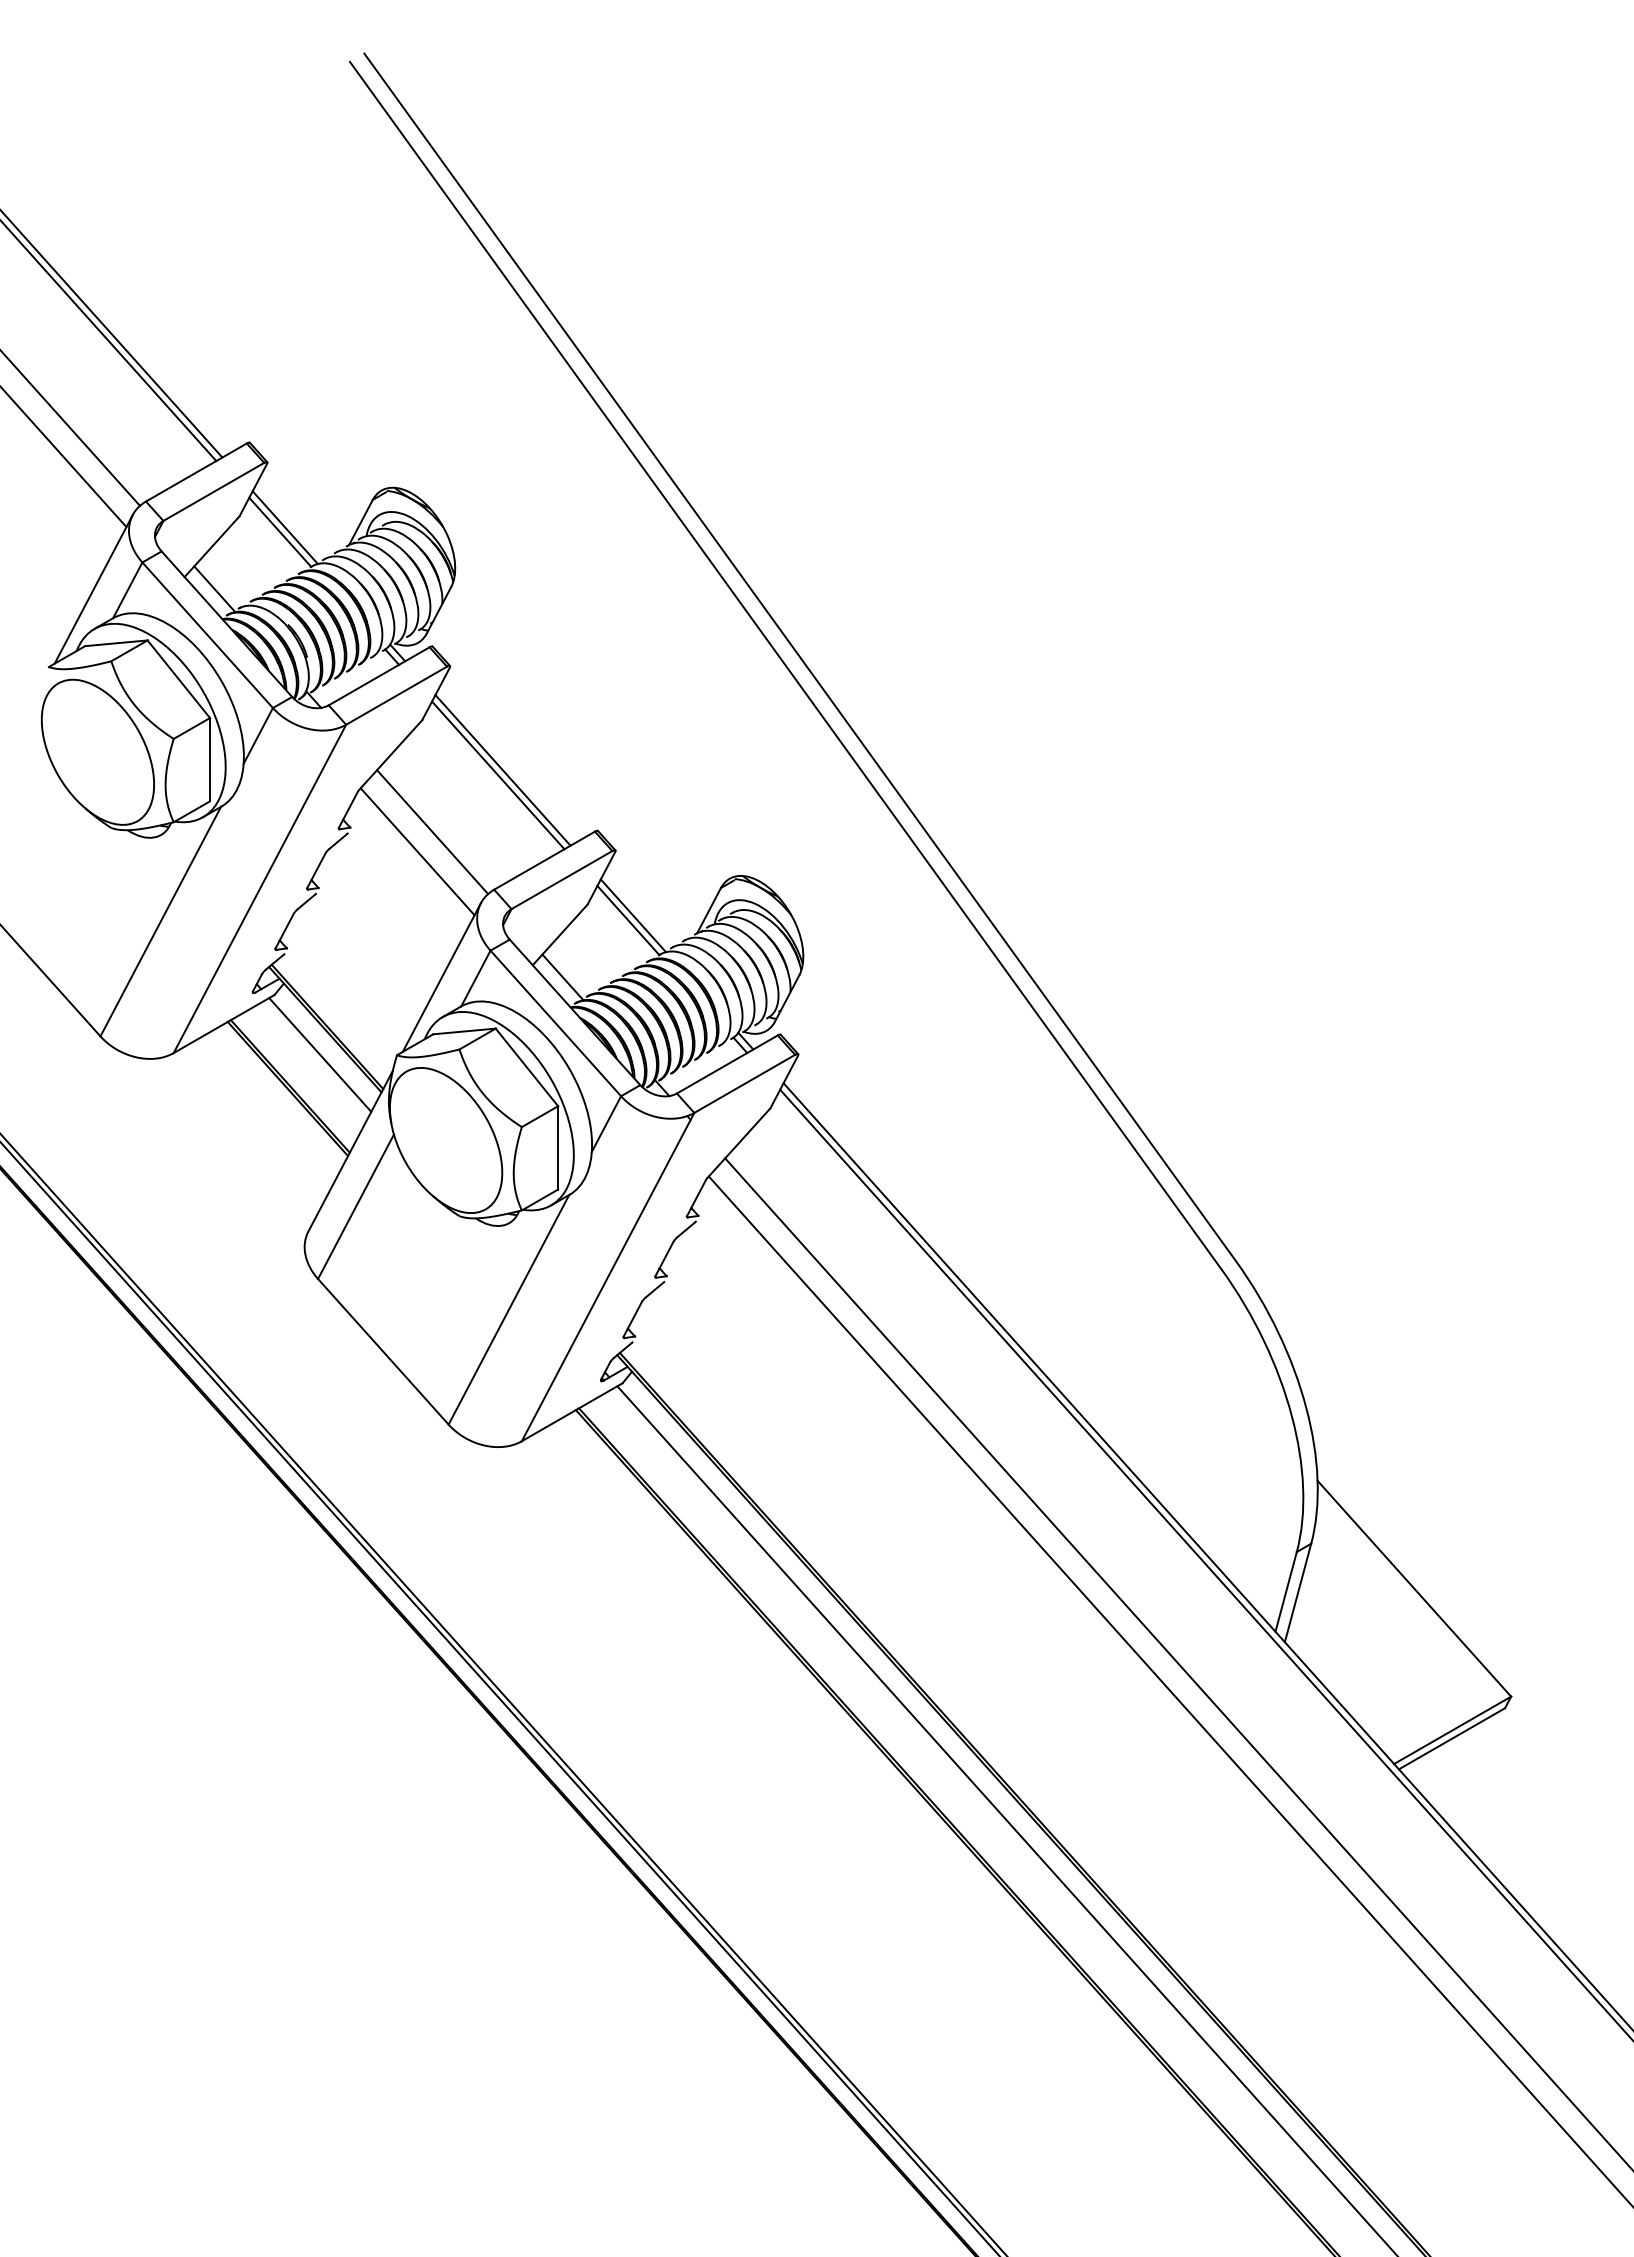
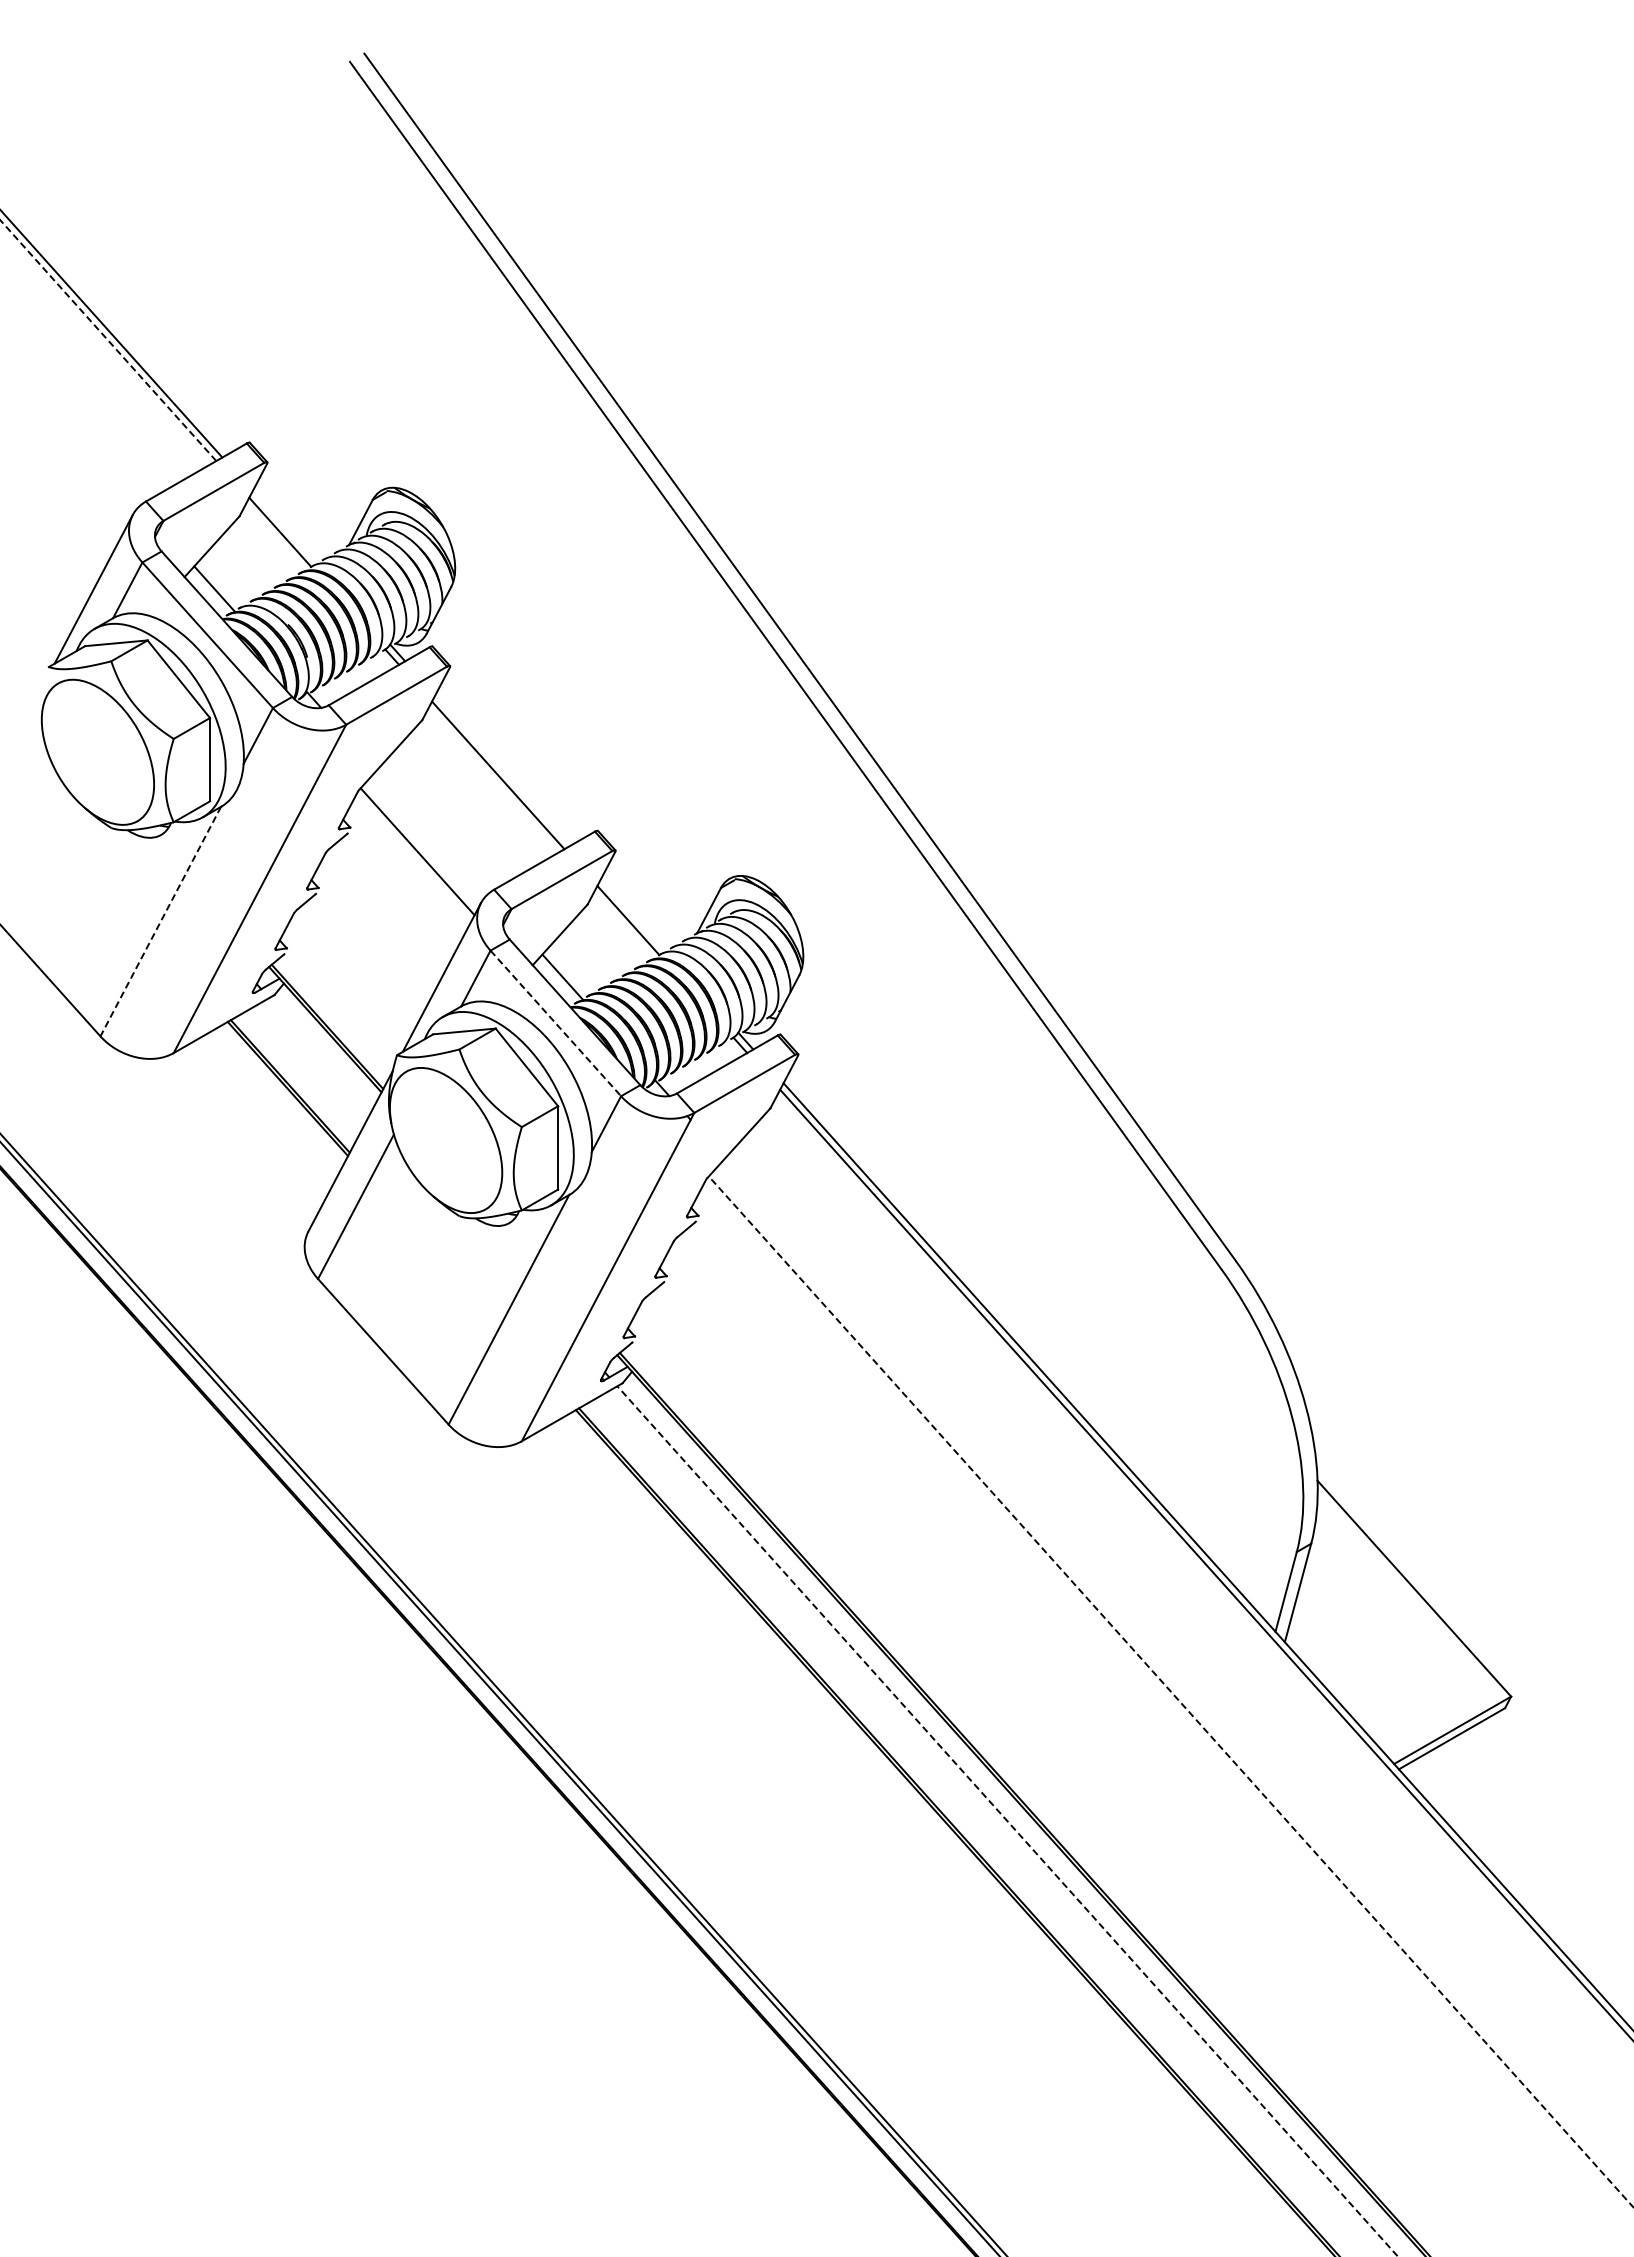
line: solid -> dashed (108, 340)
line: present -> none (71, 428)
line: present -> none (64, 457)
line: present -> none (284, 527)
line: present -> none (502, 770)
line: present -> none (432, 832)
line: present -> none (633, 915)
line: solid -> dashed (160, 921)
line: solid -> dashed (555, 1023)
line: present -> none (320, 1054)
line: present -> none (1177, 1662)
line: solid -> dashed (1170, 1691)
line: solid -> dashed (1007, 1820)
